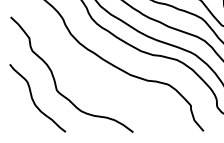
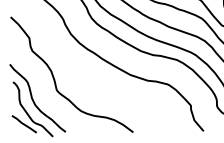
part: none -> present (32, 109)
